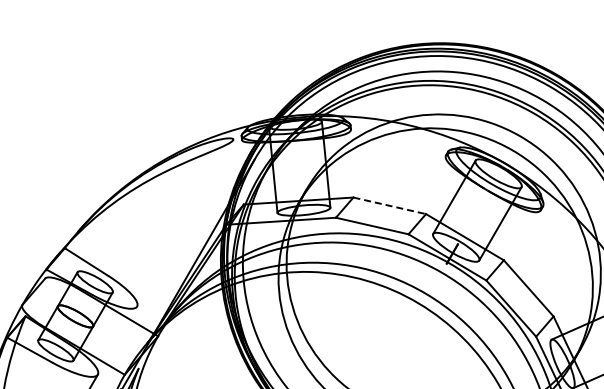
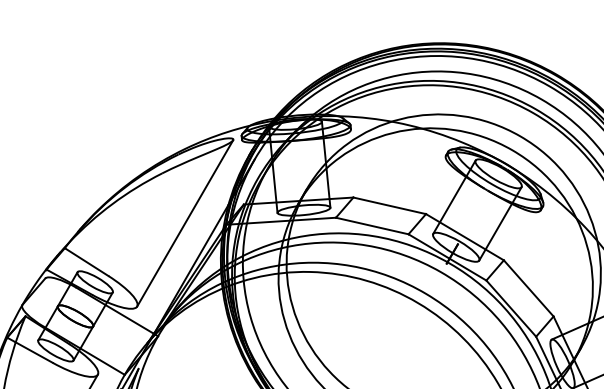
line: dashed -> solid (390, 205)
line: none -> present (185, 223)
